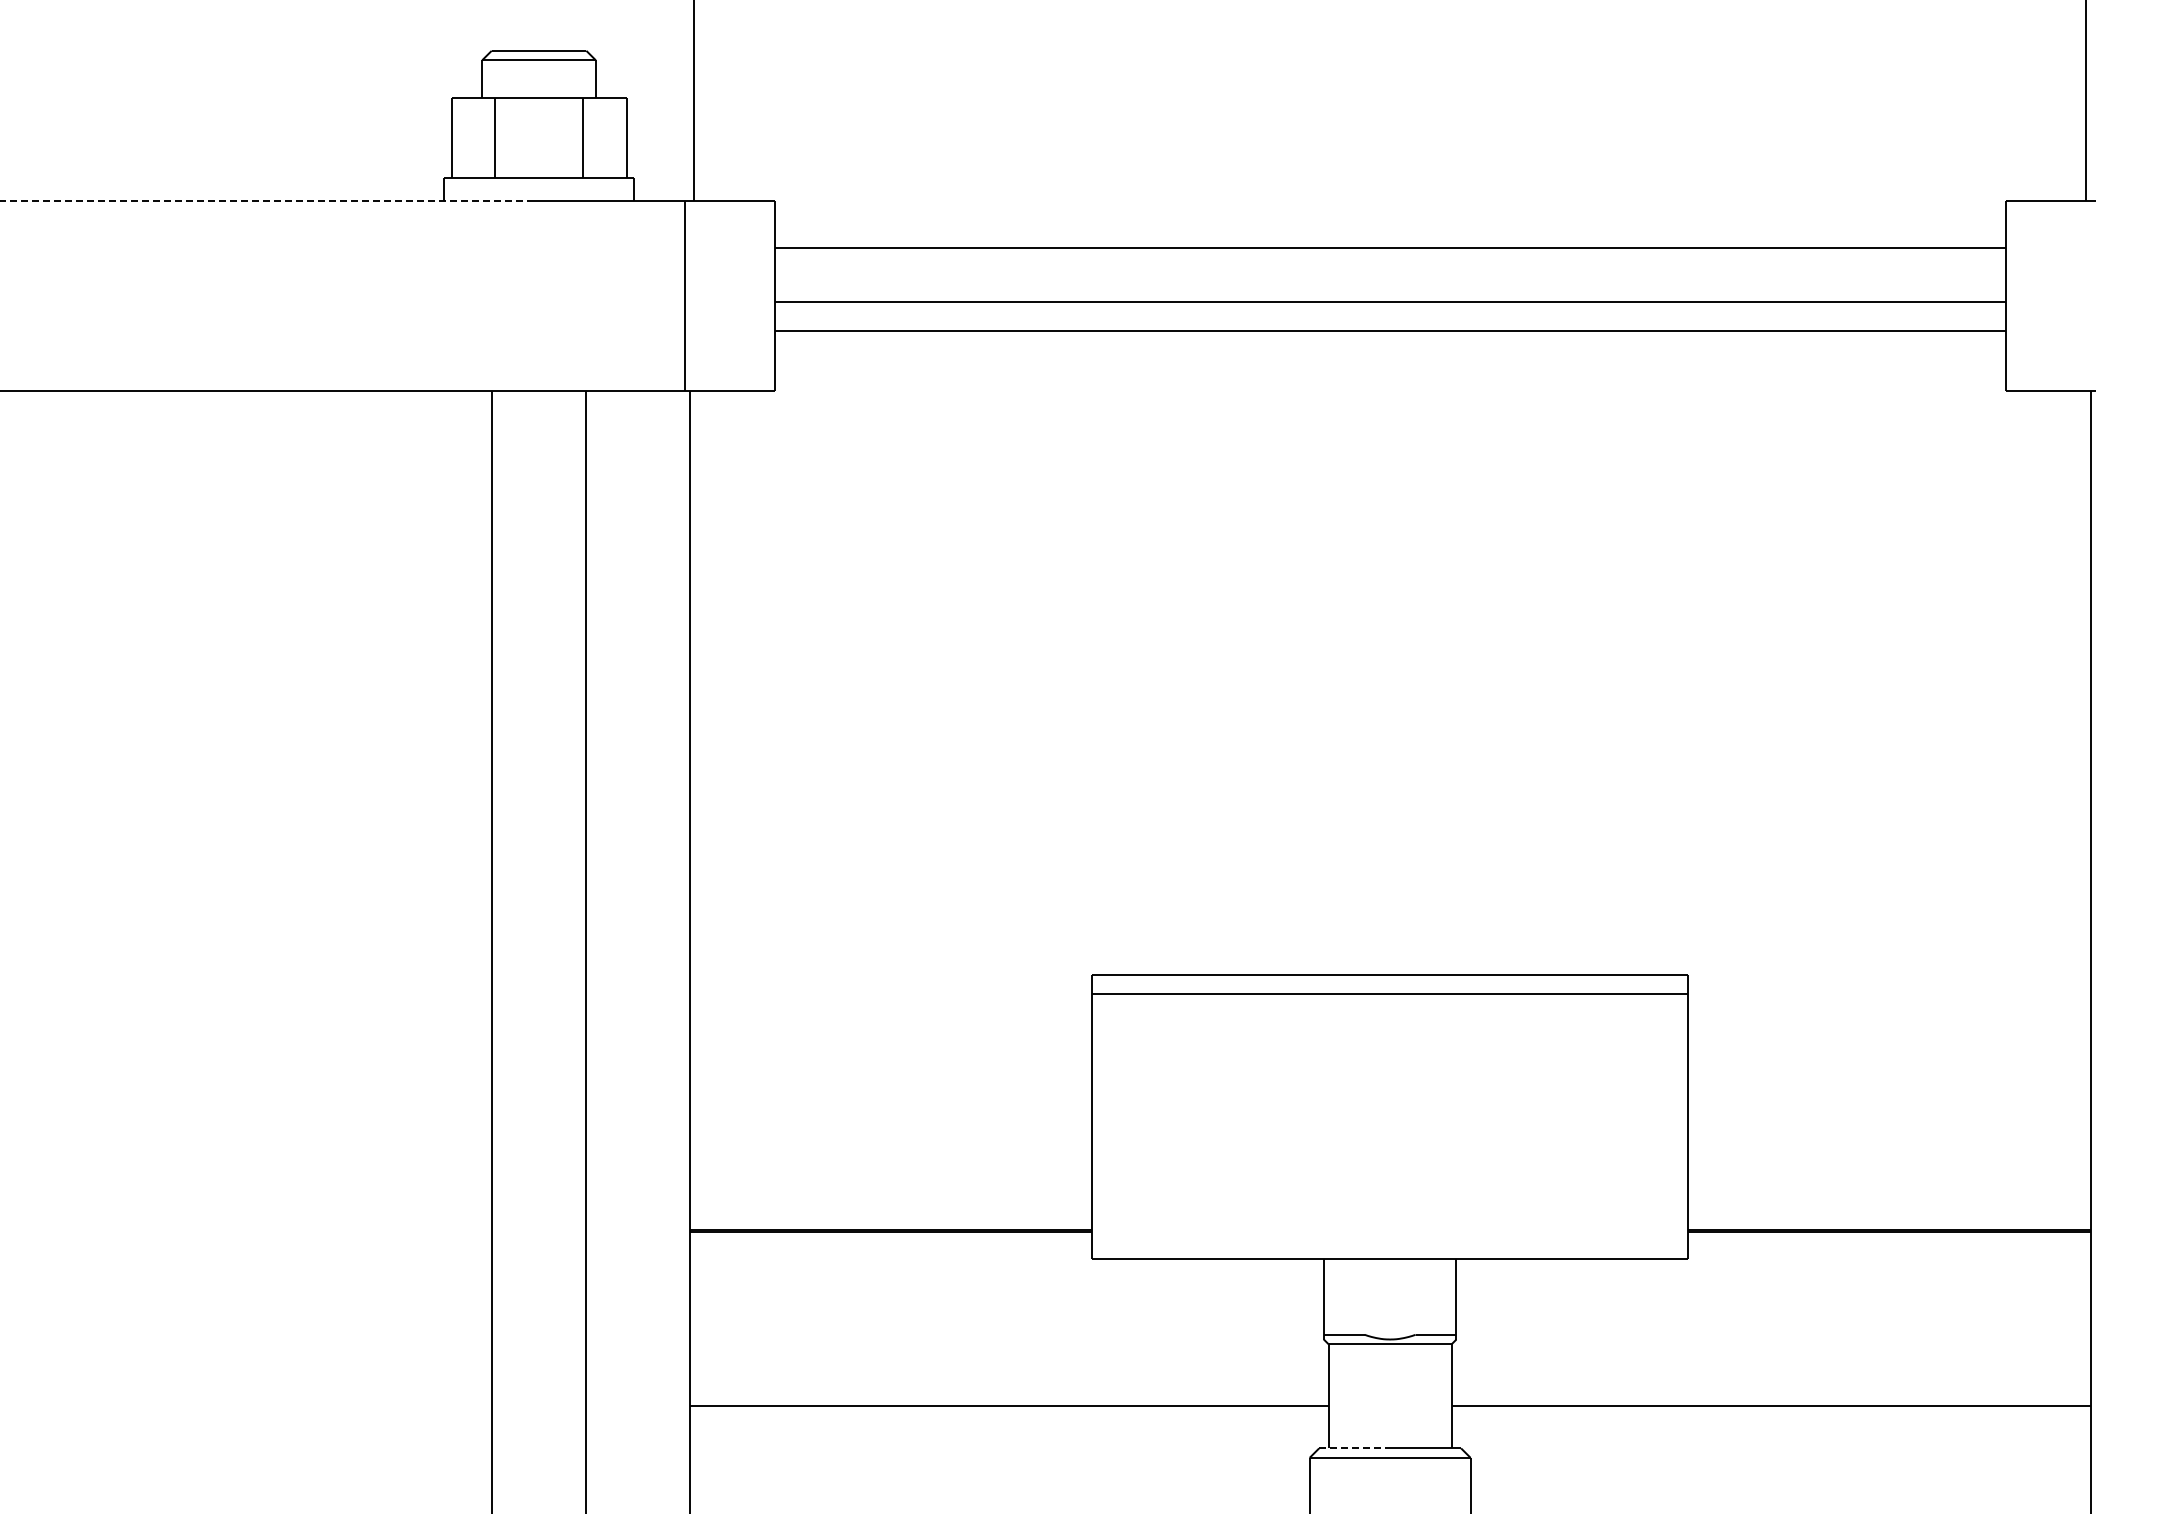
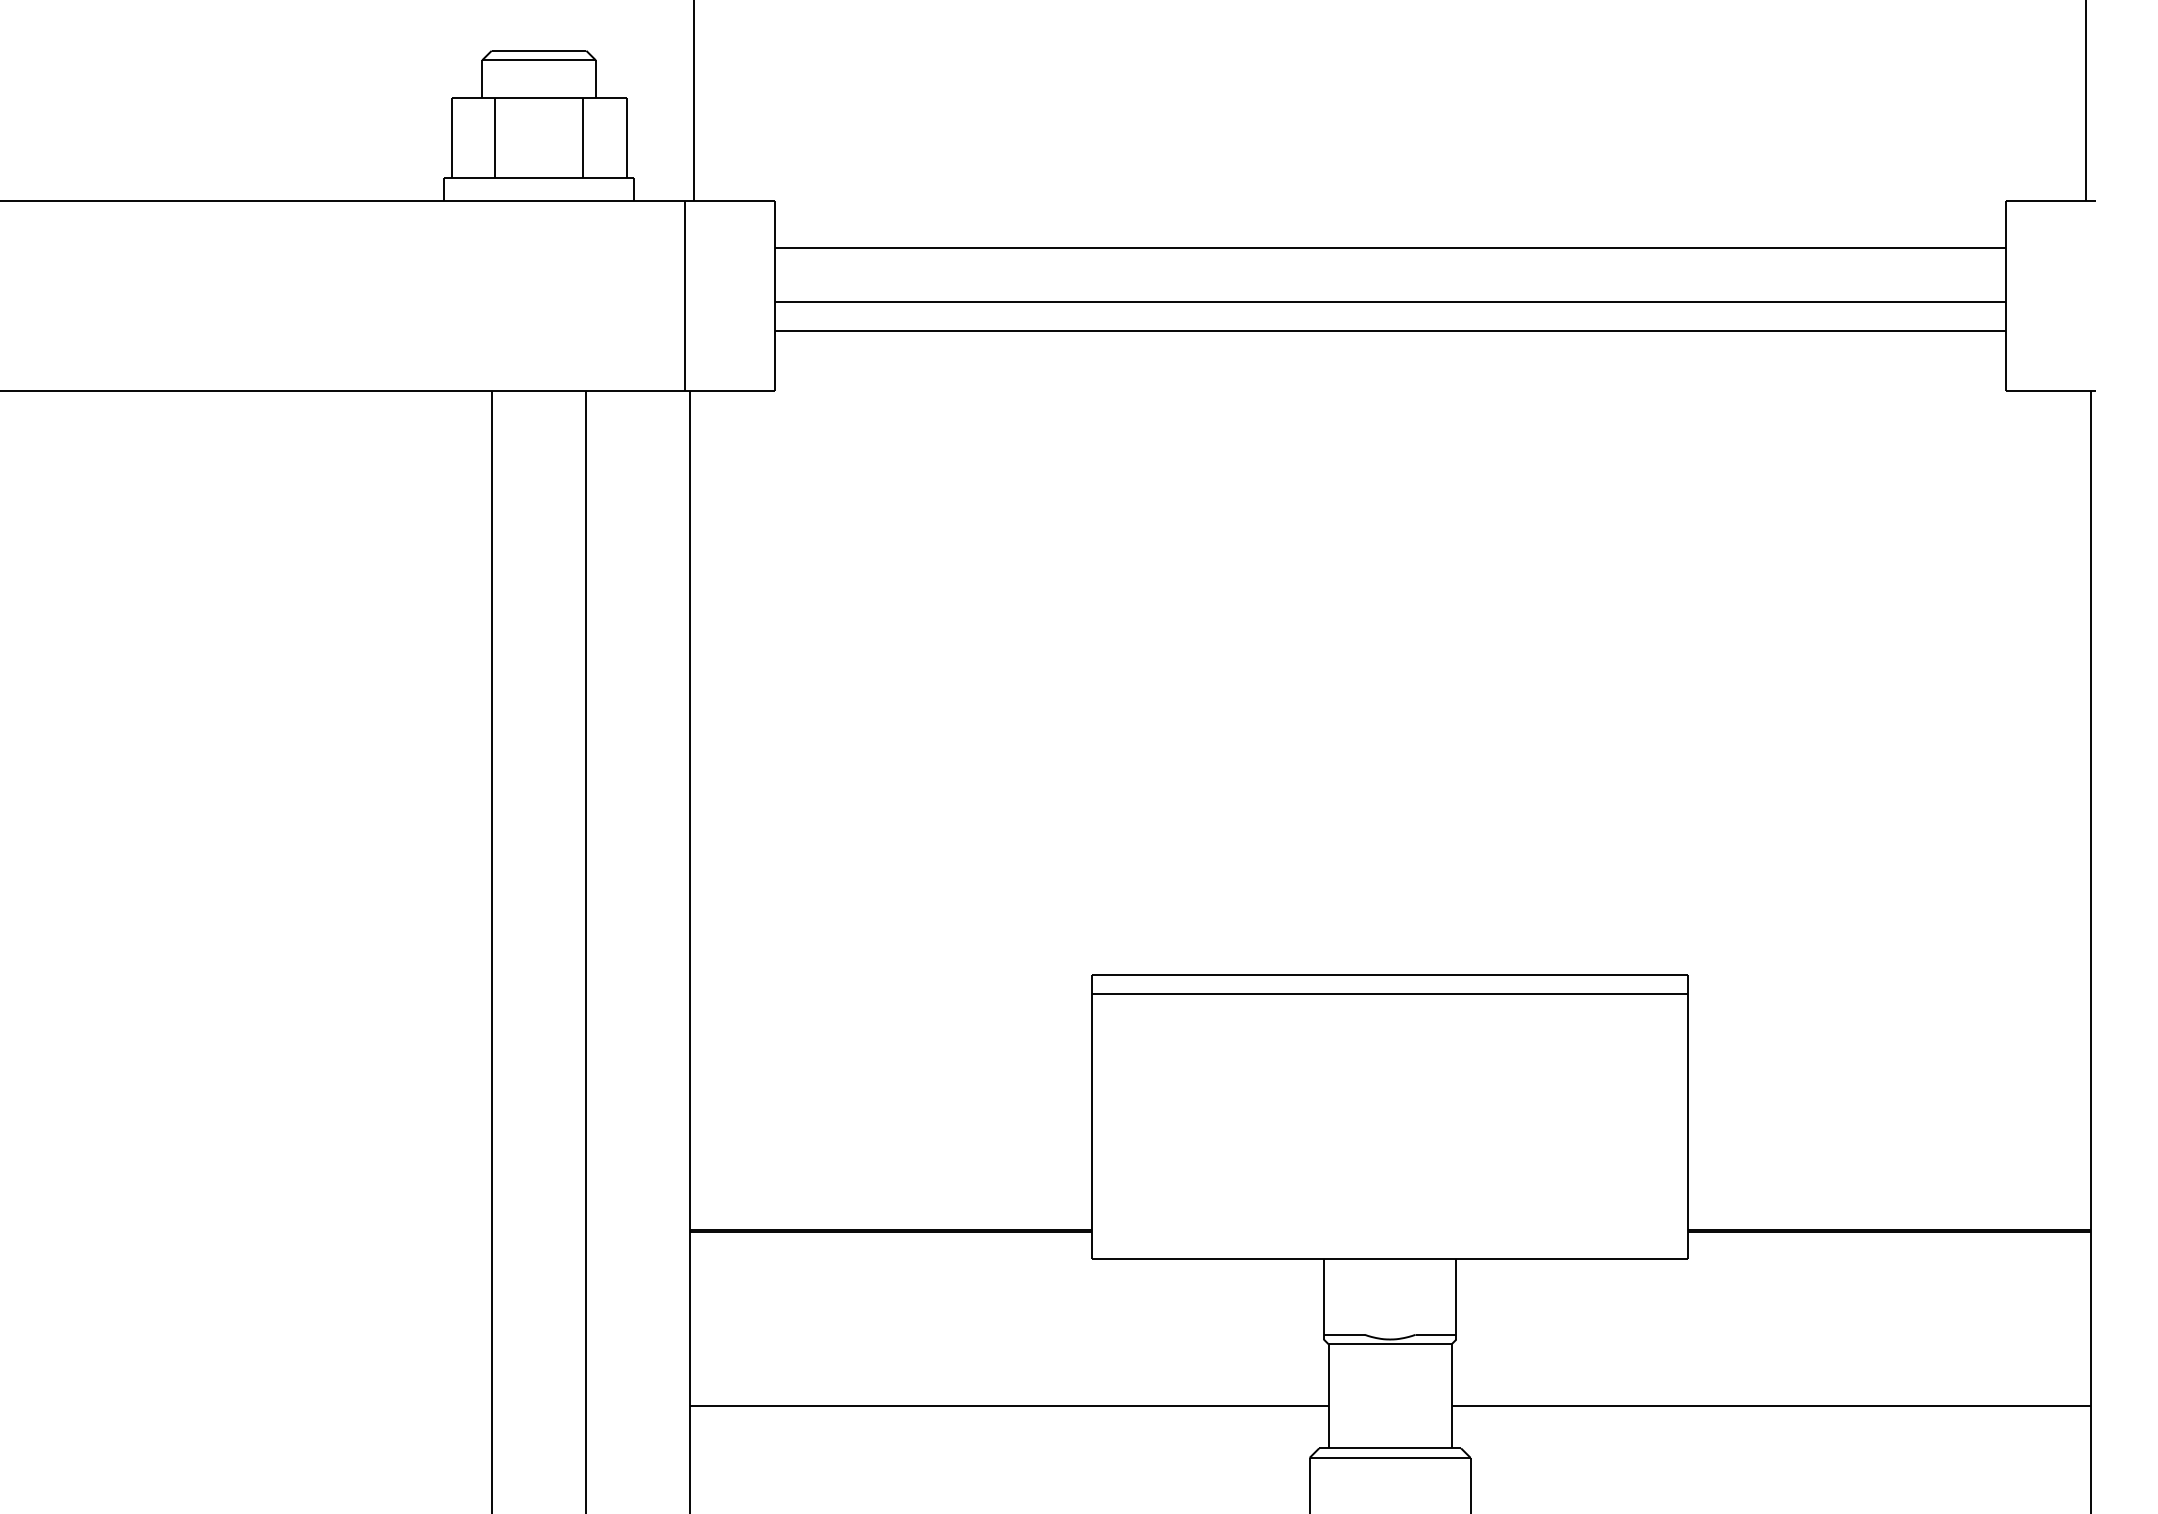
line: dashed -> solid (266, 201)
line: dashed -> solid (1354, 1448)
